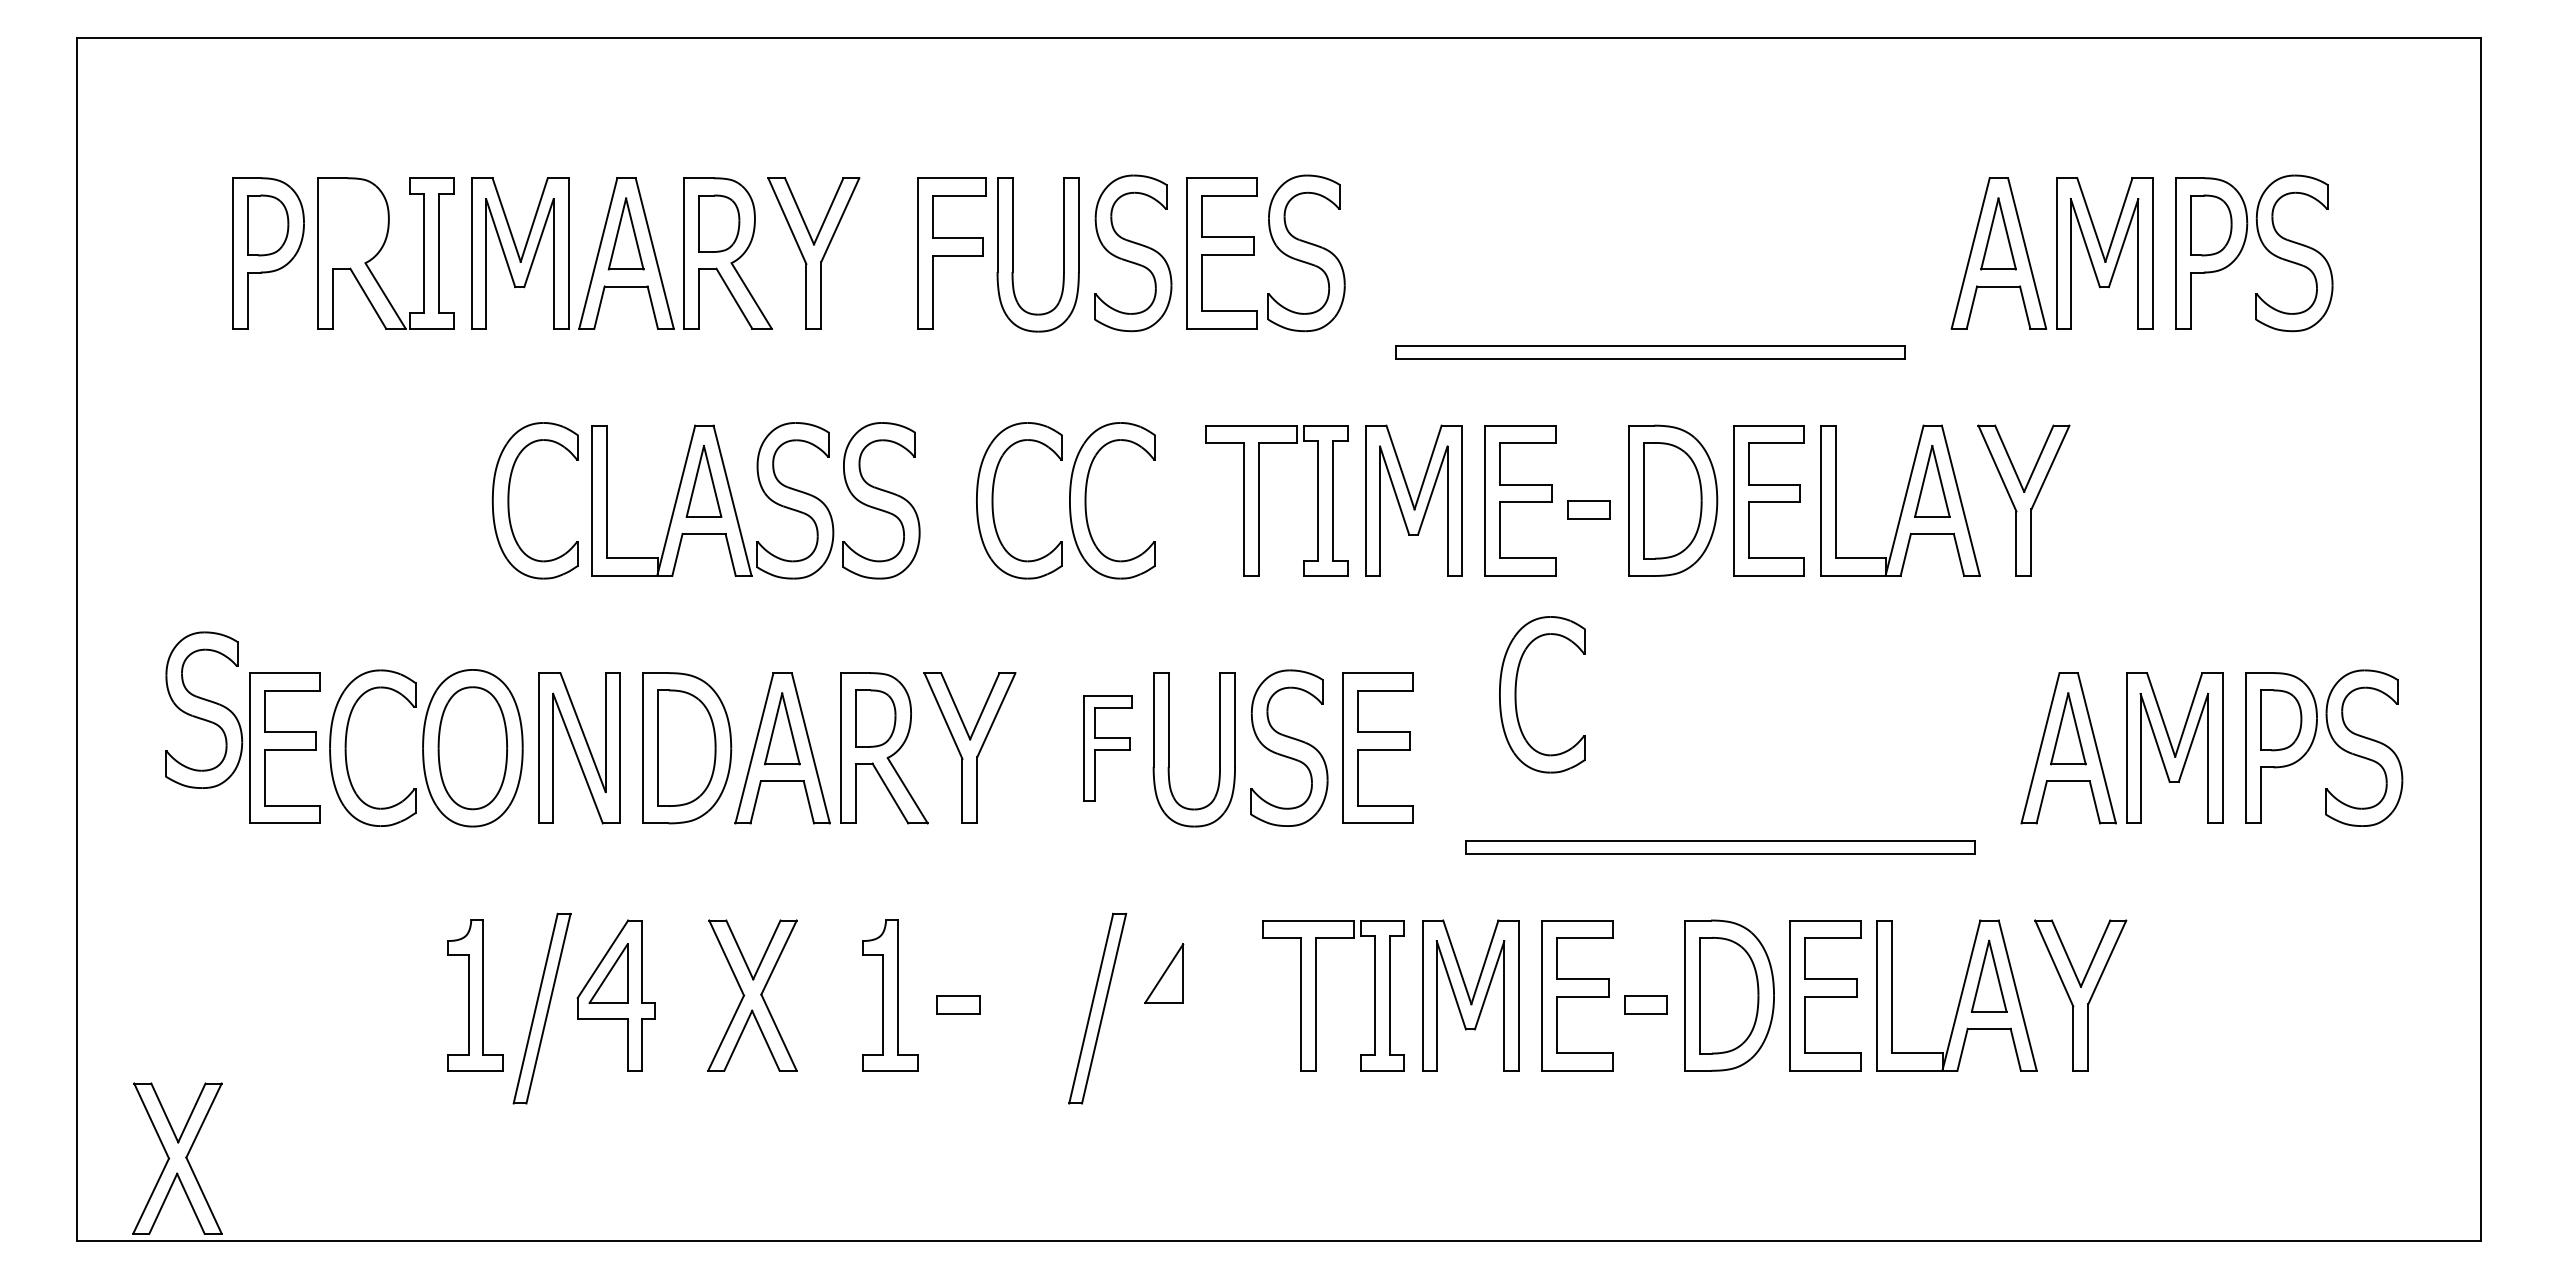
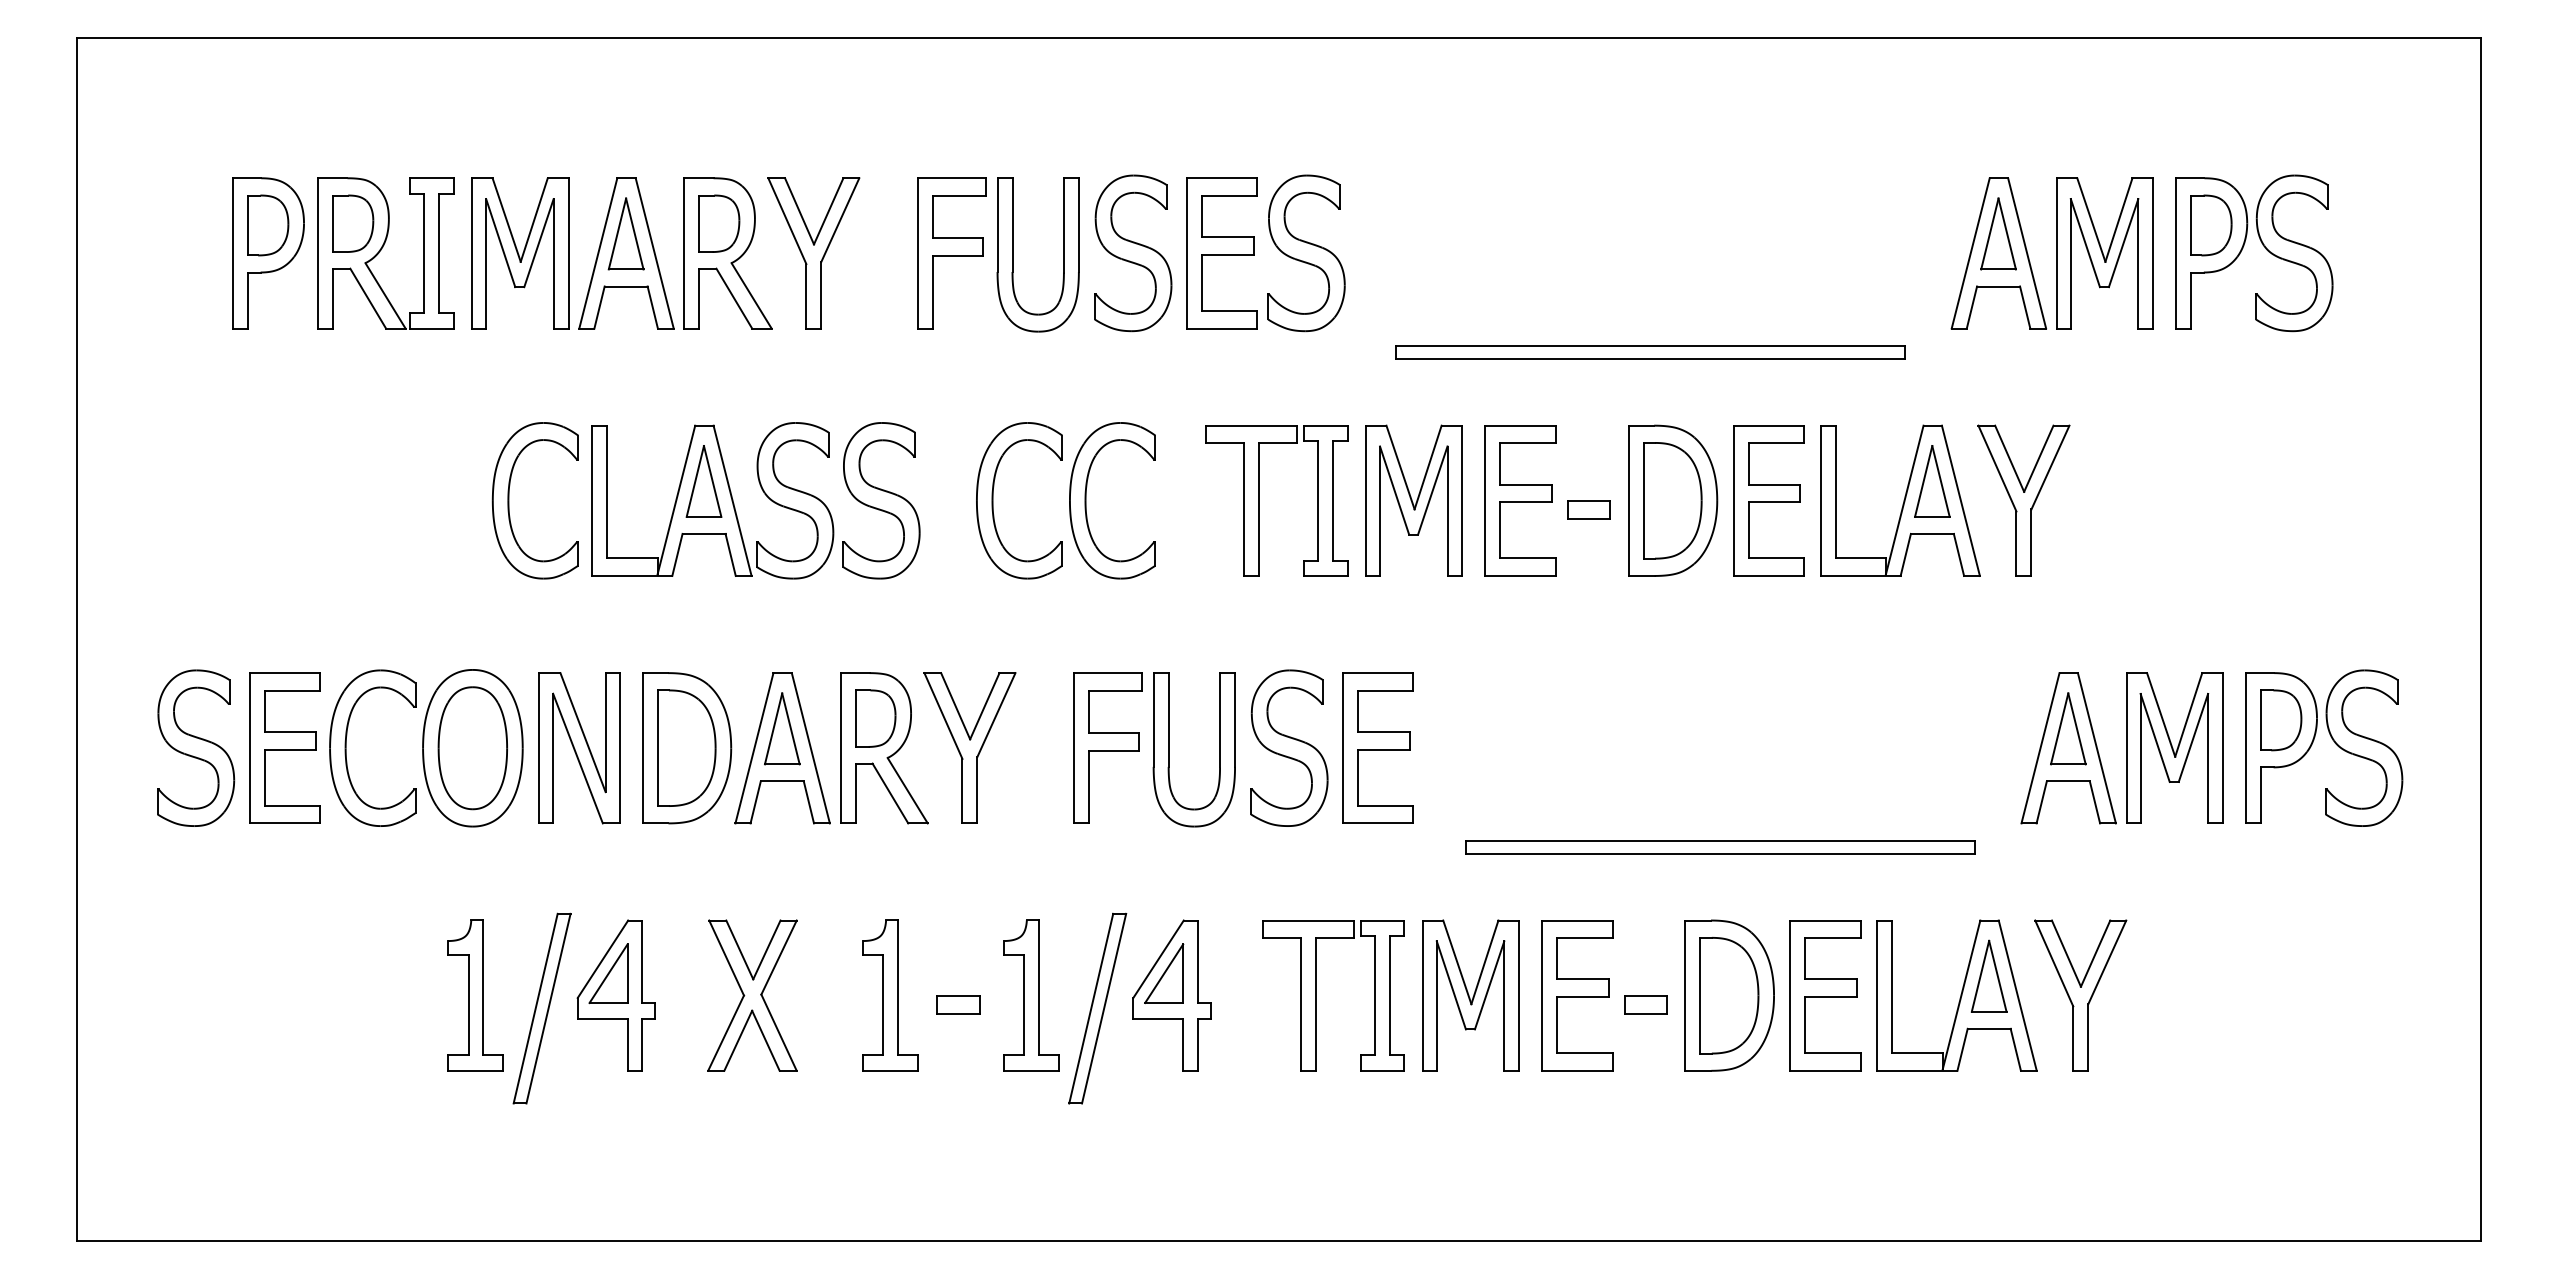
part: none -> present (353, 223)
part: present -> none (1516, 694)
part position: (204, 709) -> (196, 747) (196, 747)
part size: 50x107 px -> 70x152 px (1107, 747)
part: none -> present (1031, 995)
part: none -> present (1171, 995)
part: present -> none (177, 1158)
